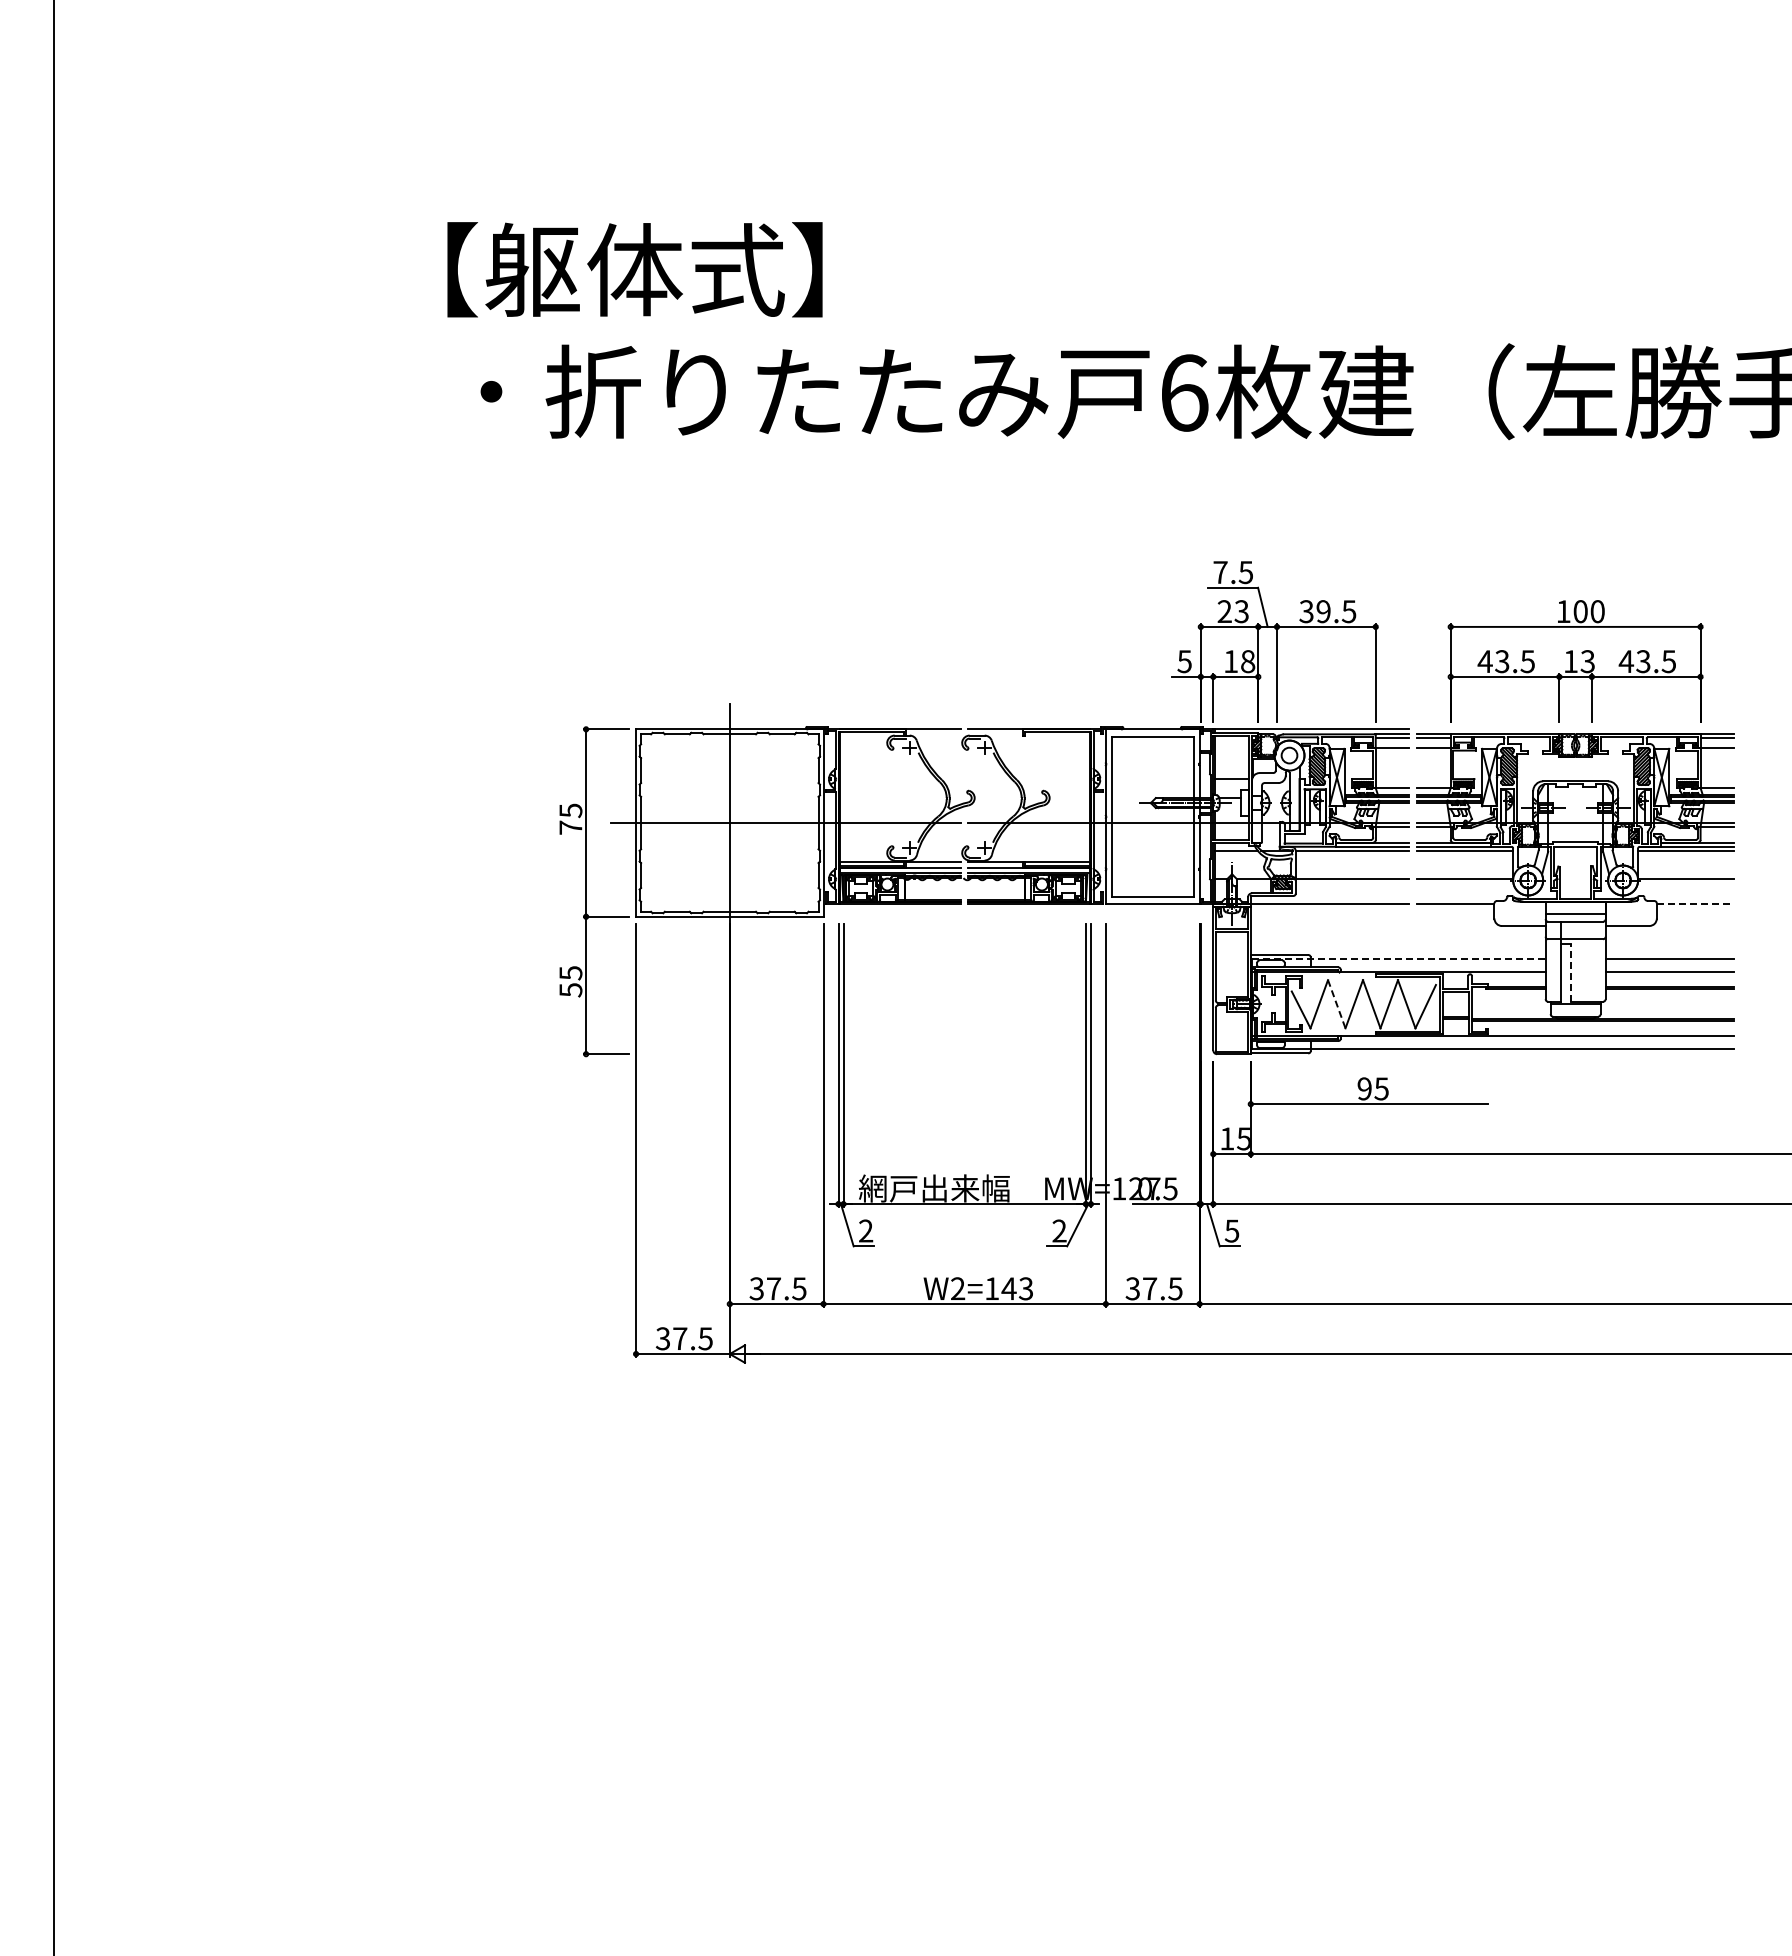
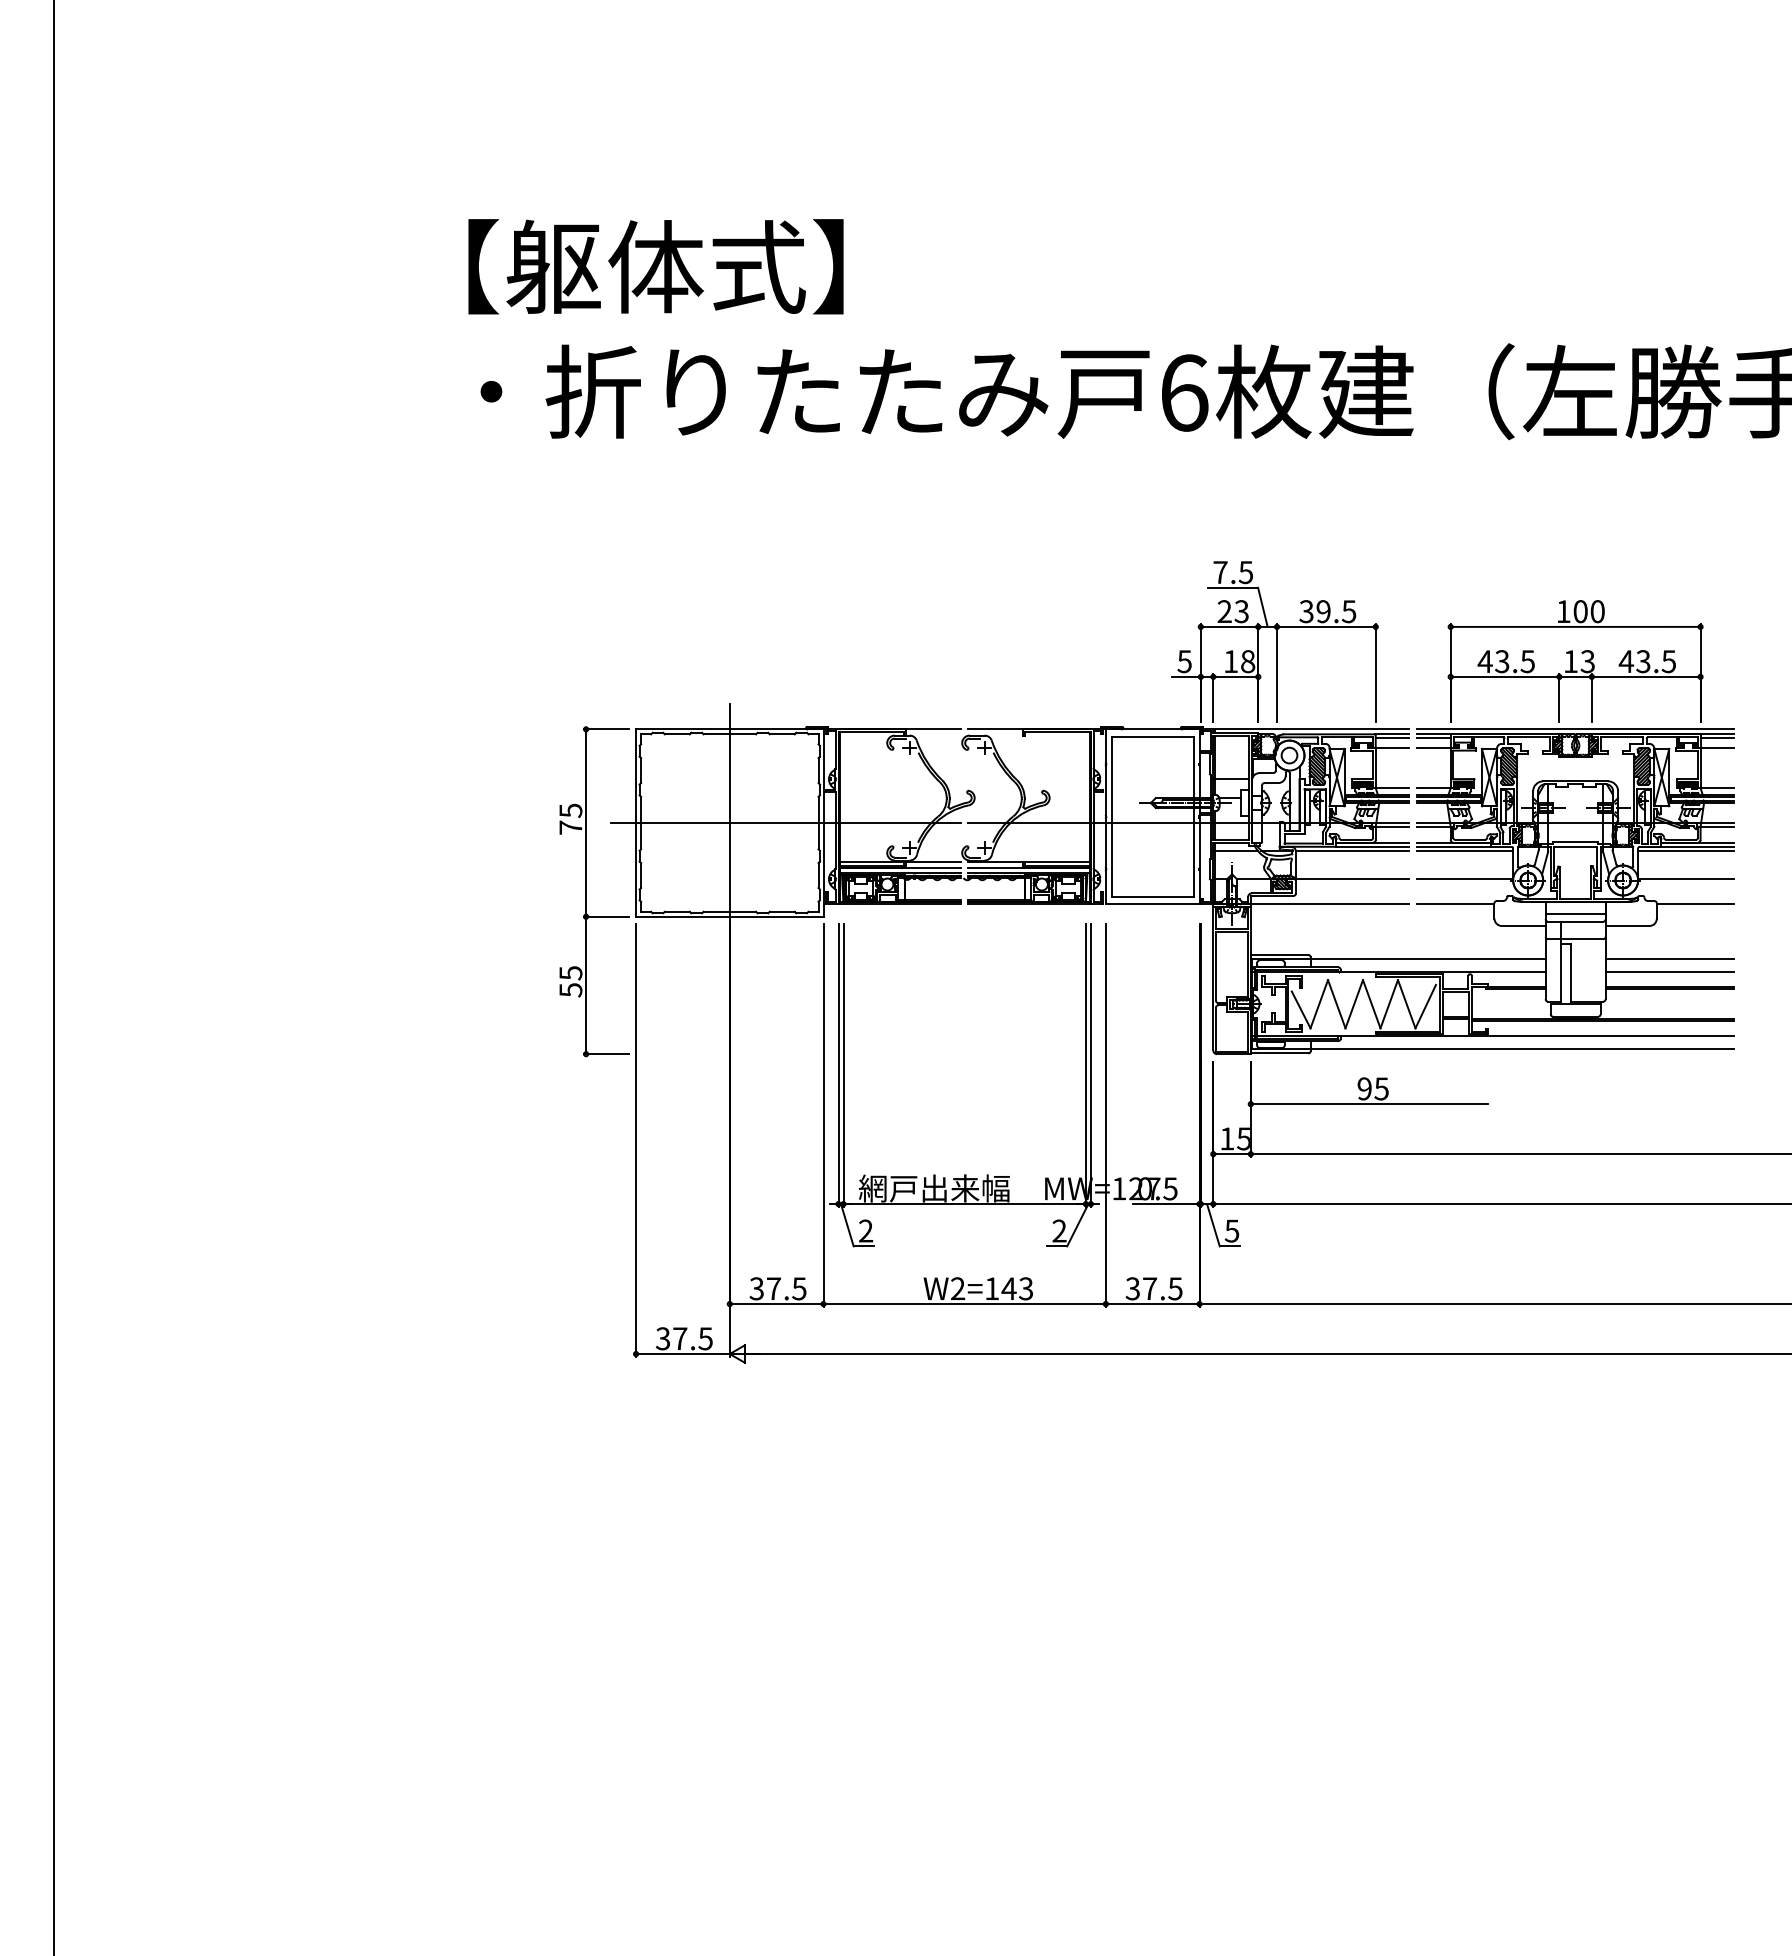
text position: (634, 269) -> (655, 266) (655, 266)
line: none -> present (1575, 729)
line: dashed -> solid (1695, 904)
line: dashed -> solid (1398, 959)
line: dashed -> solid (1570, 972)
line: dashed -> solid (1336, 1004)
